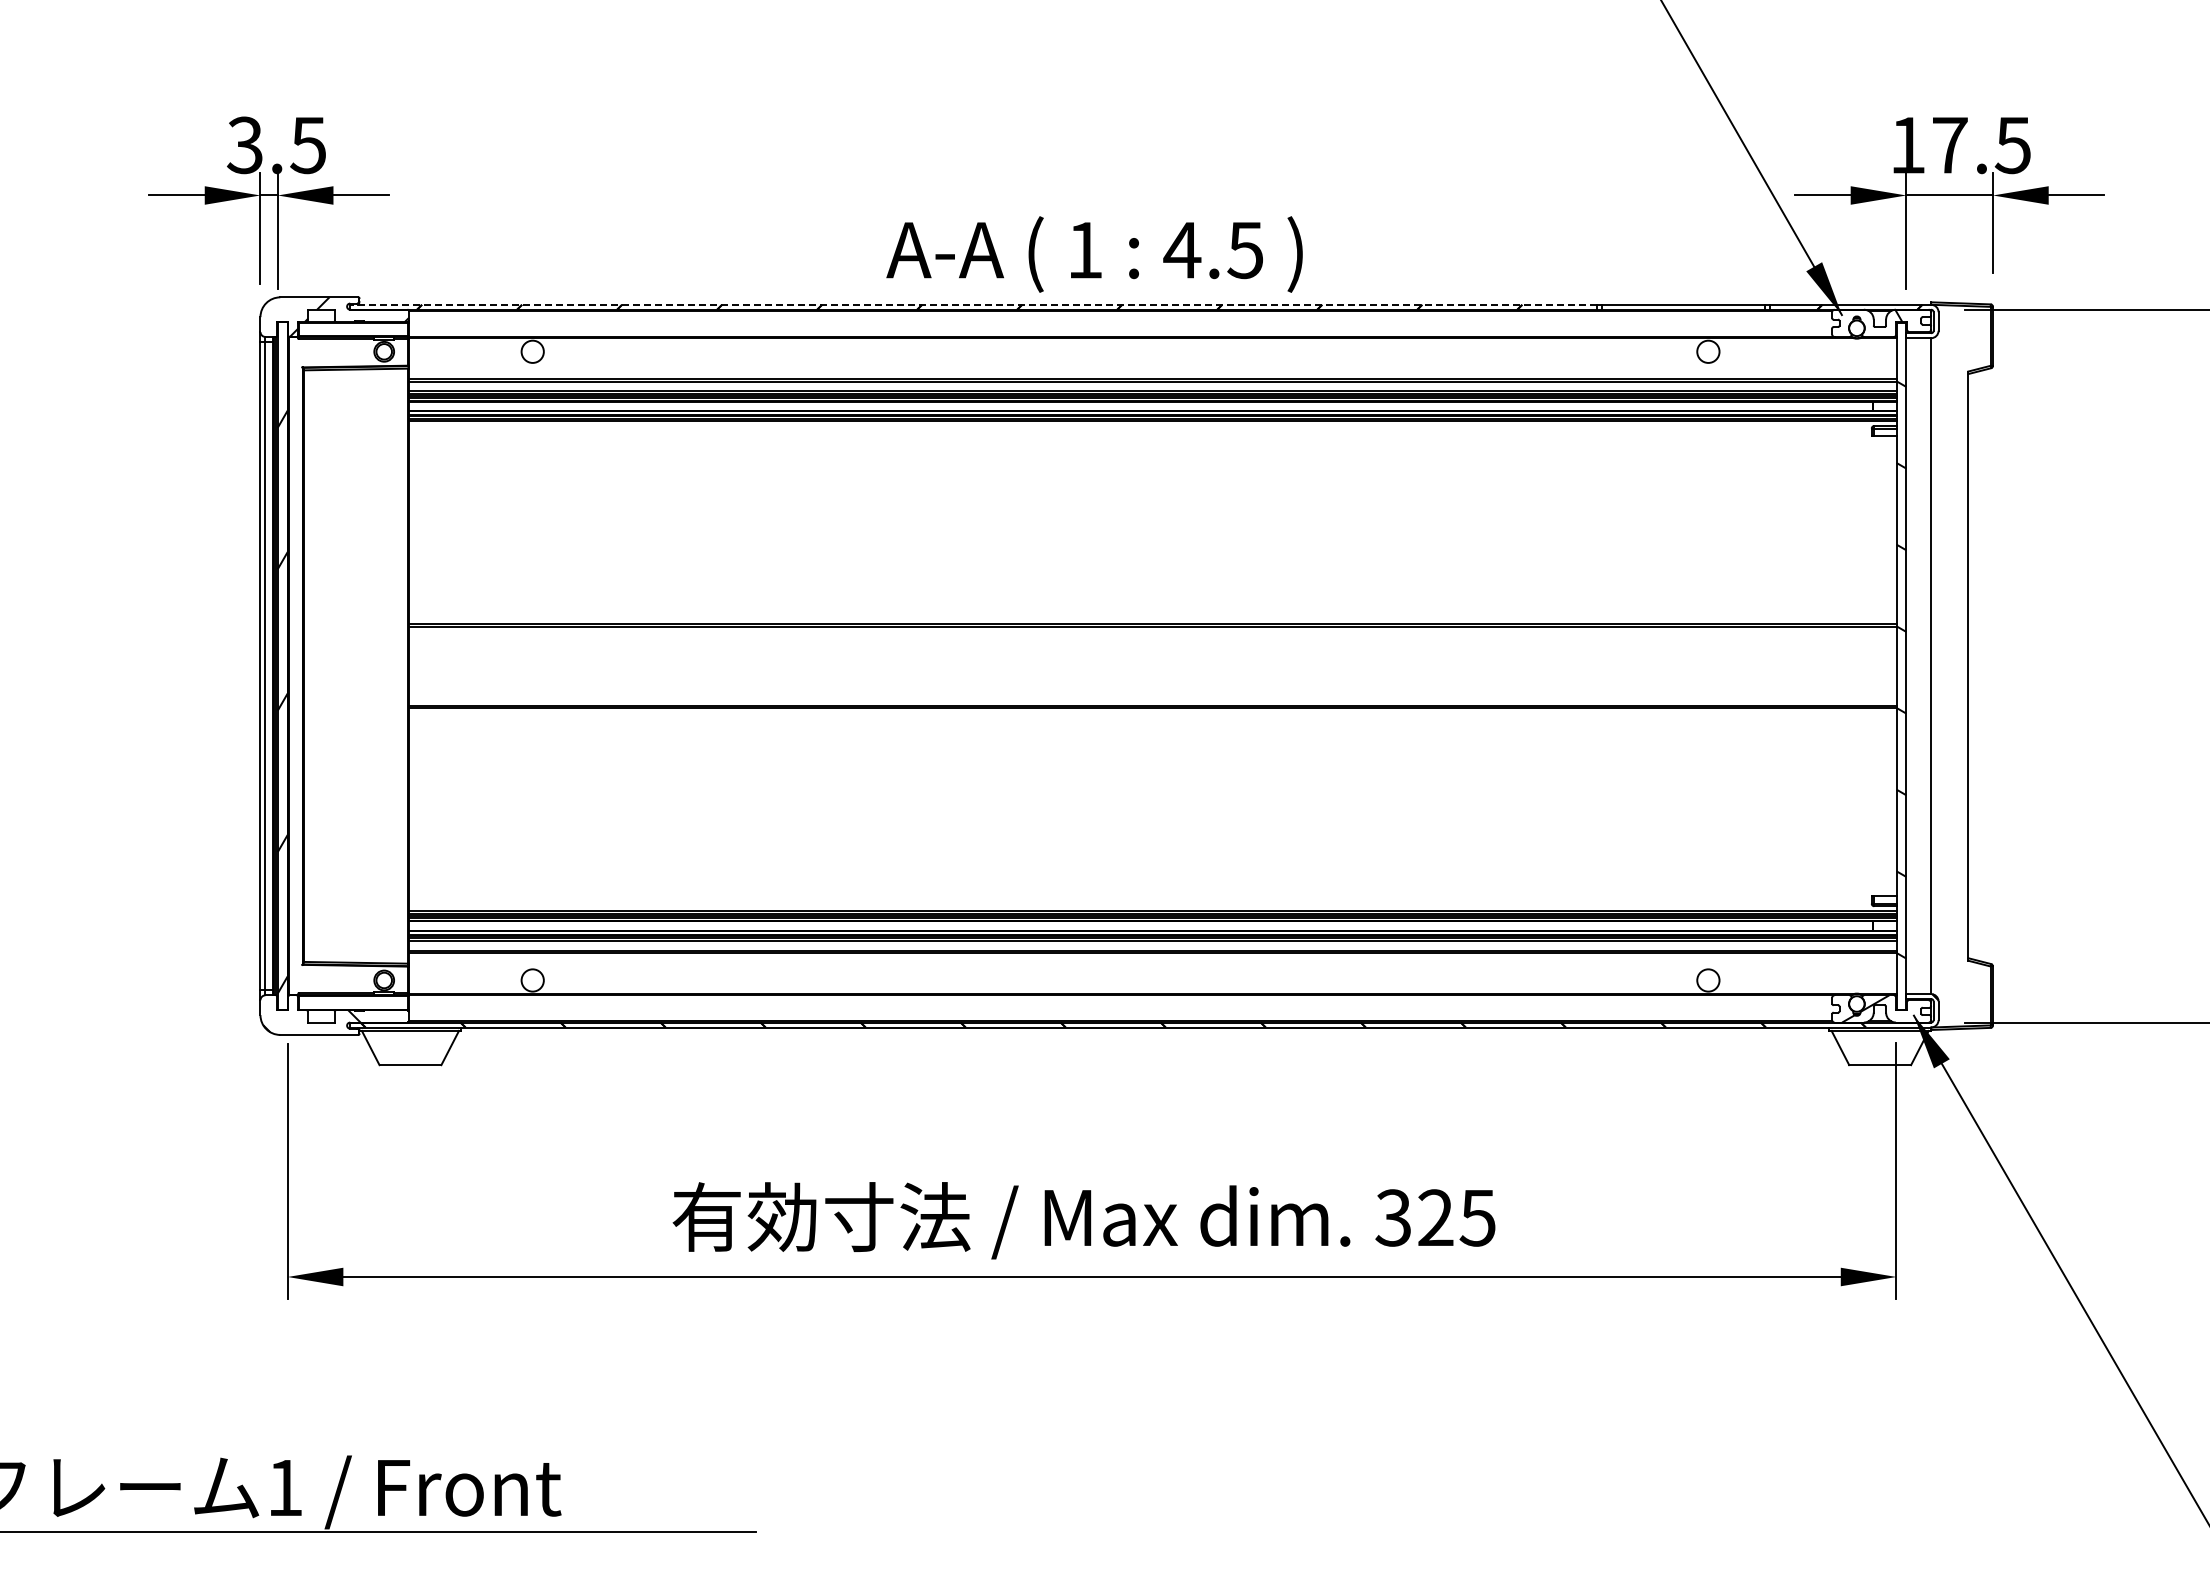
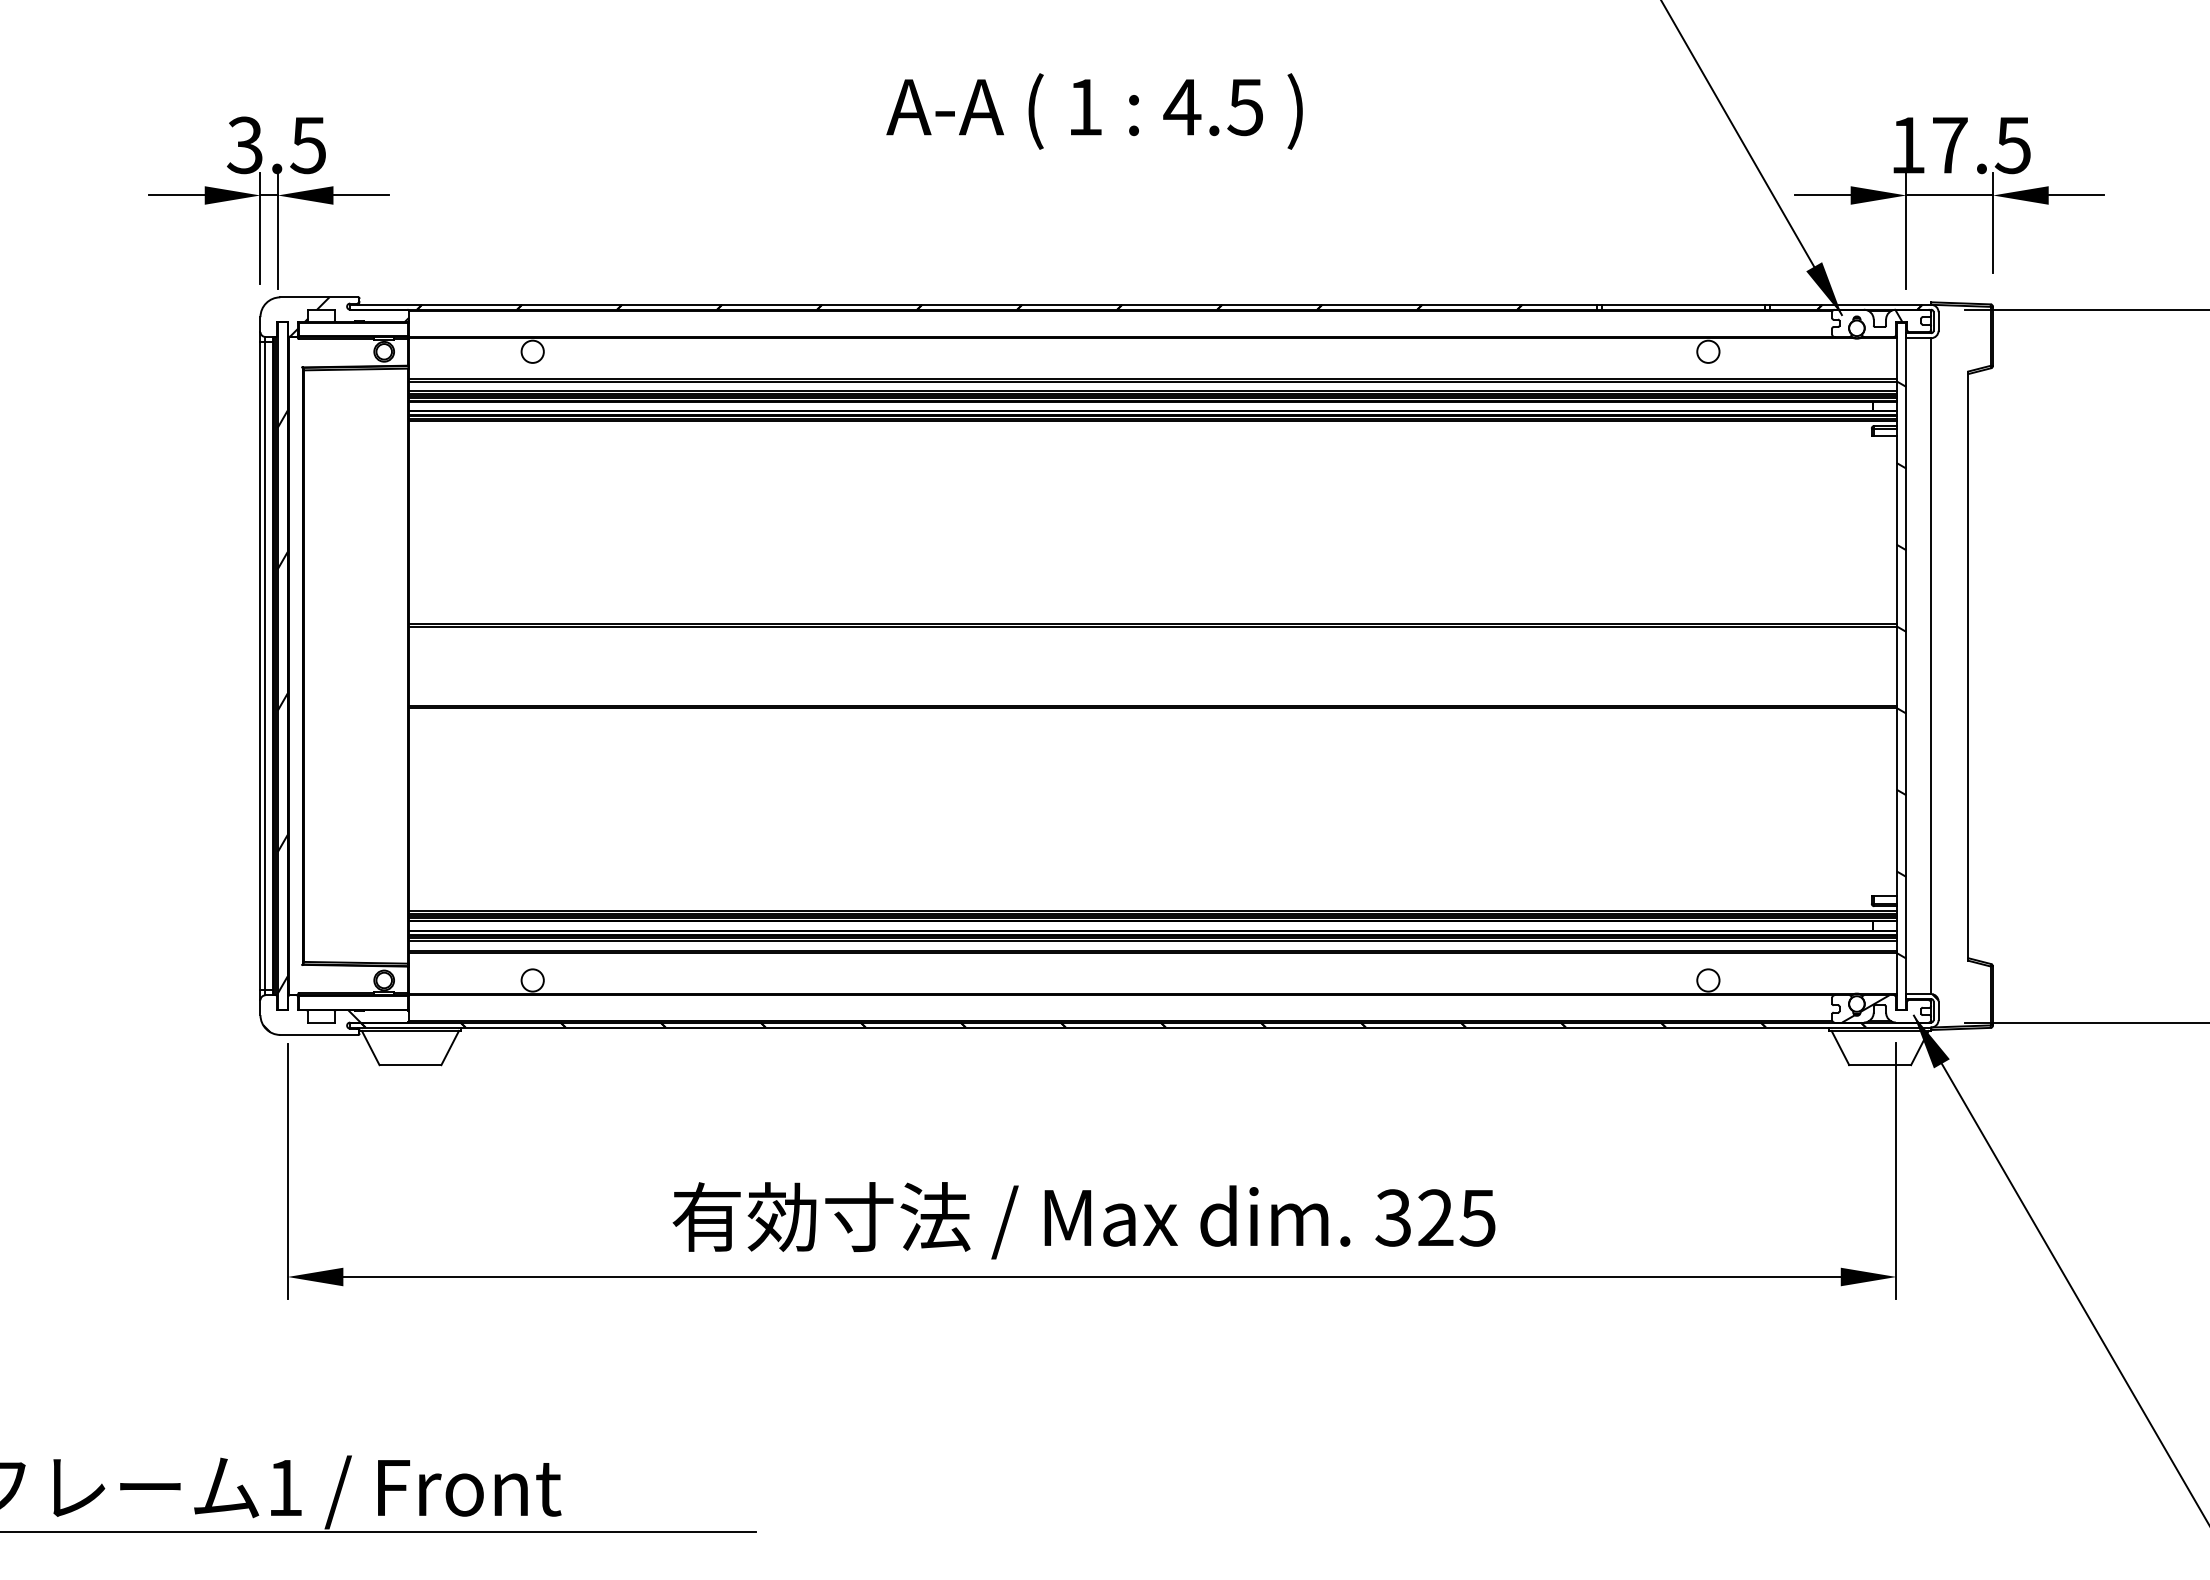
text position: (1094, 254) -> (1094, 111) (1094, 111)
line: dashed -> solid (973, 304)
